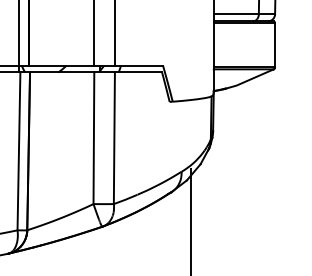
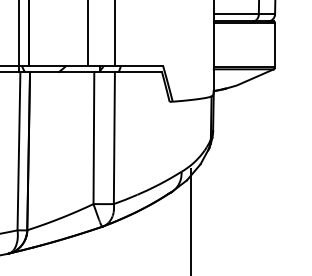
line position: (94, 34) -> (88, 34) (88, 34)
